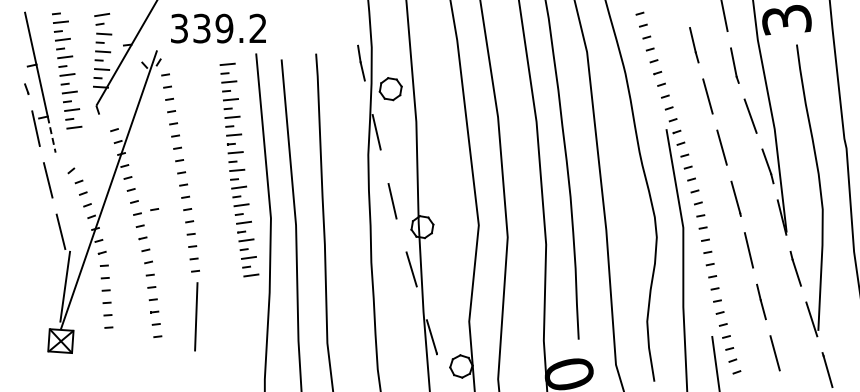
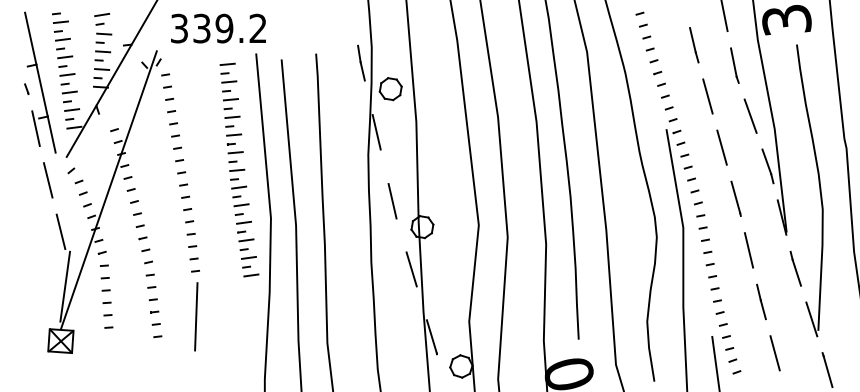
line: none -> present (81, 130)
line: dashed -> solid (51, 134)
line: present -> none (154, 209)
